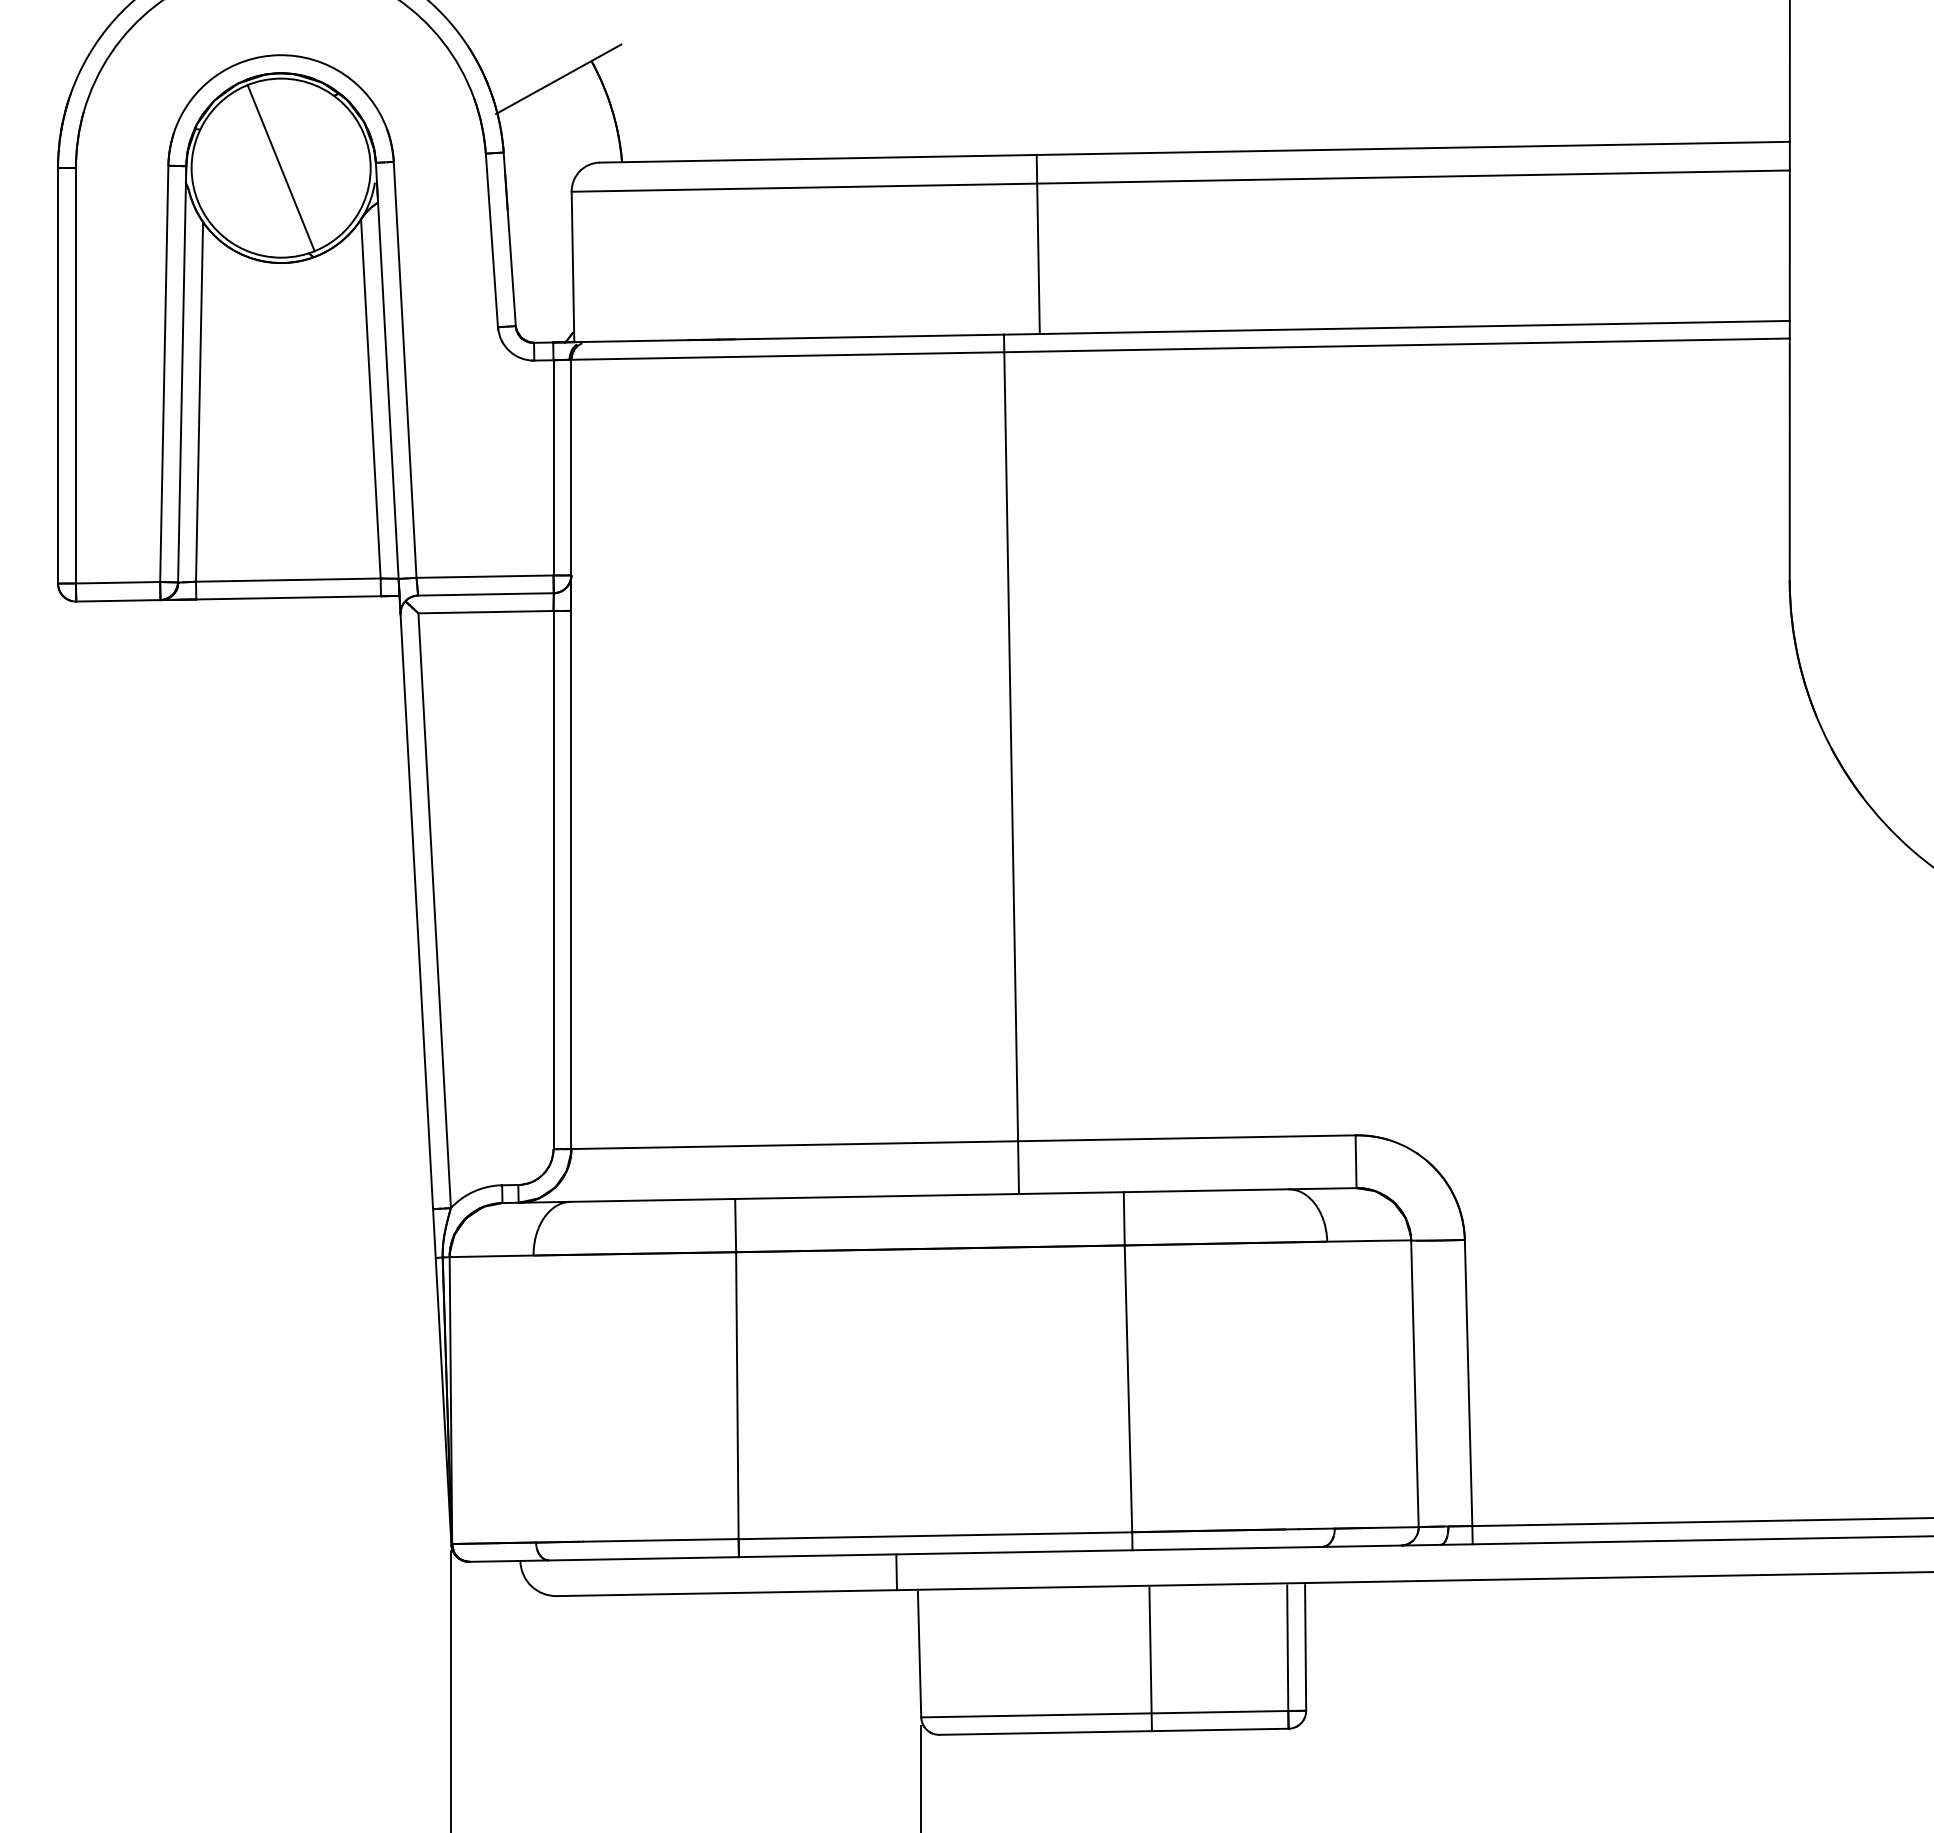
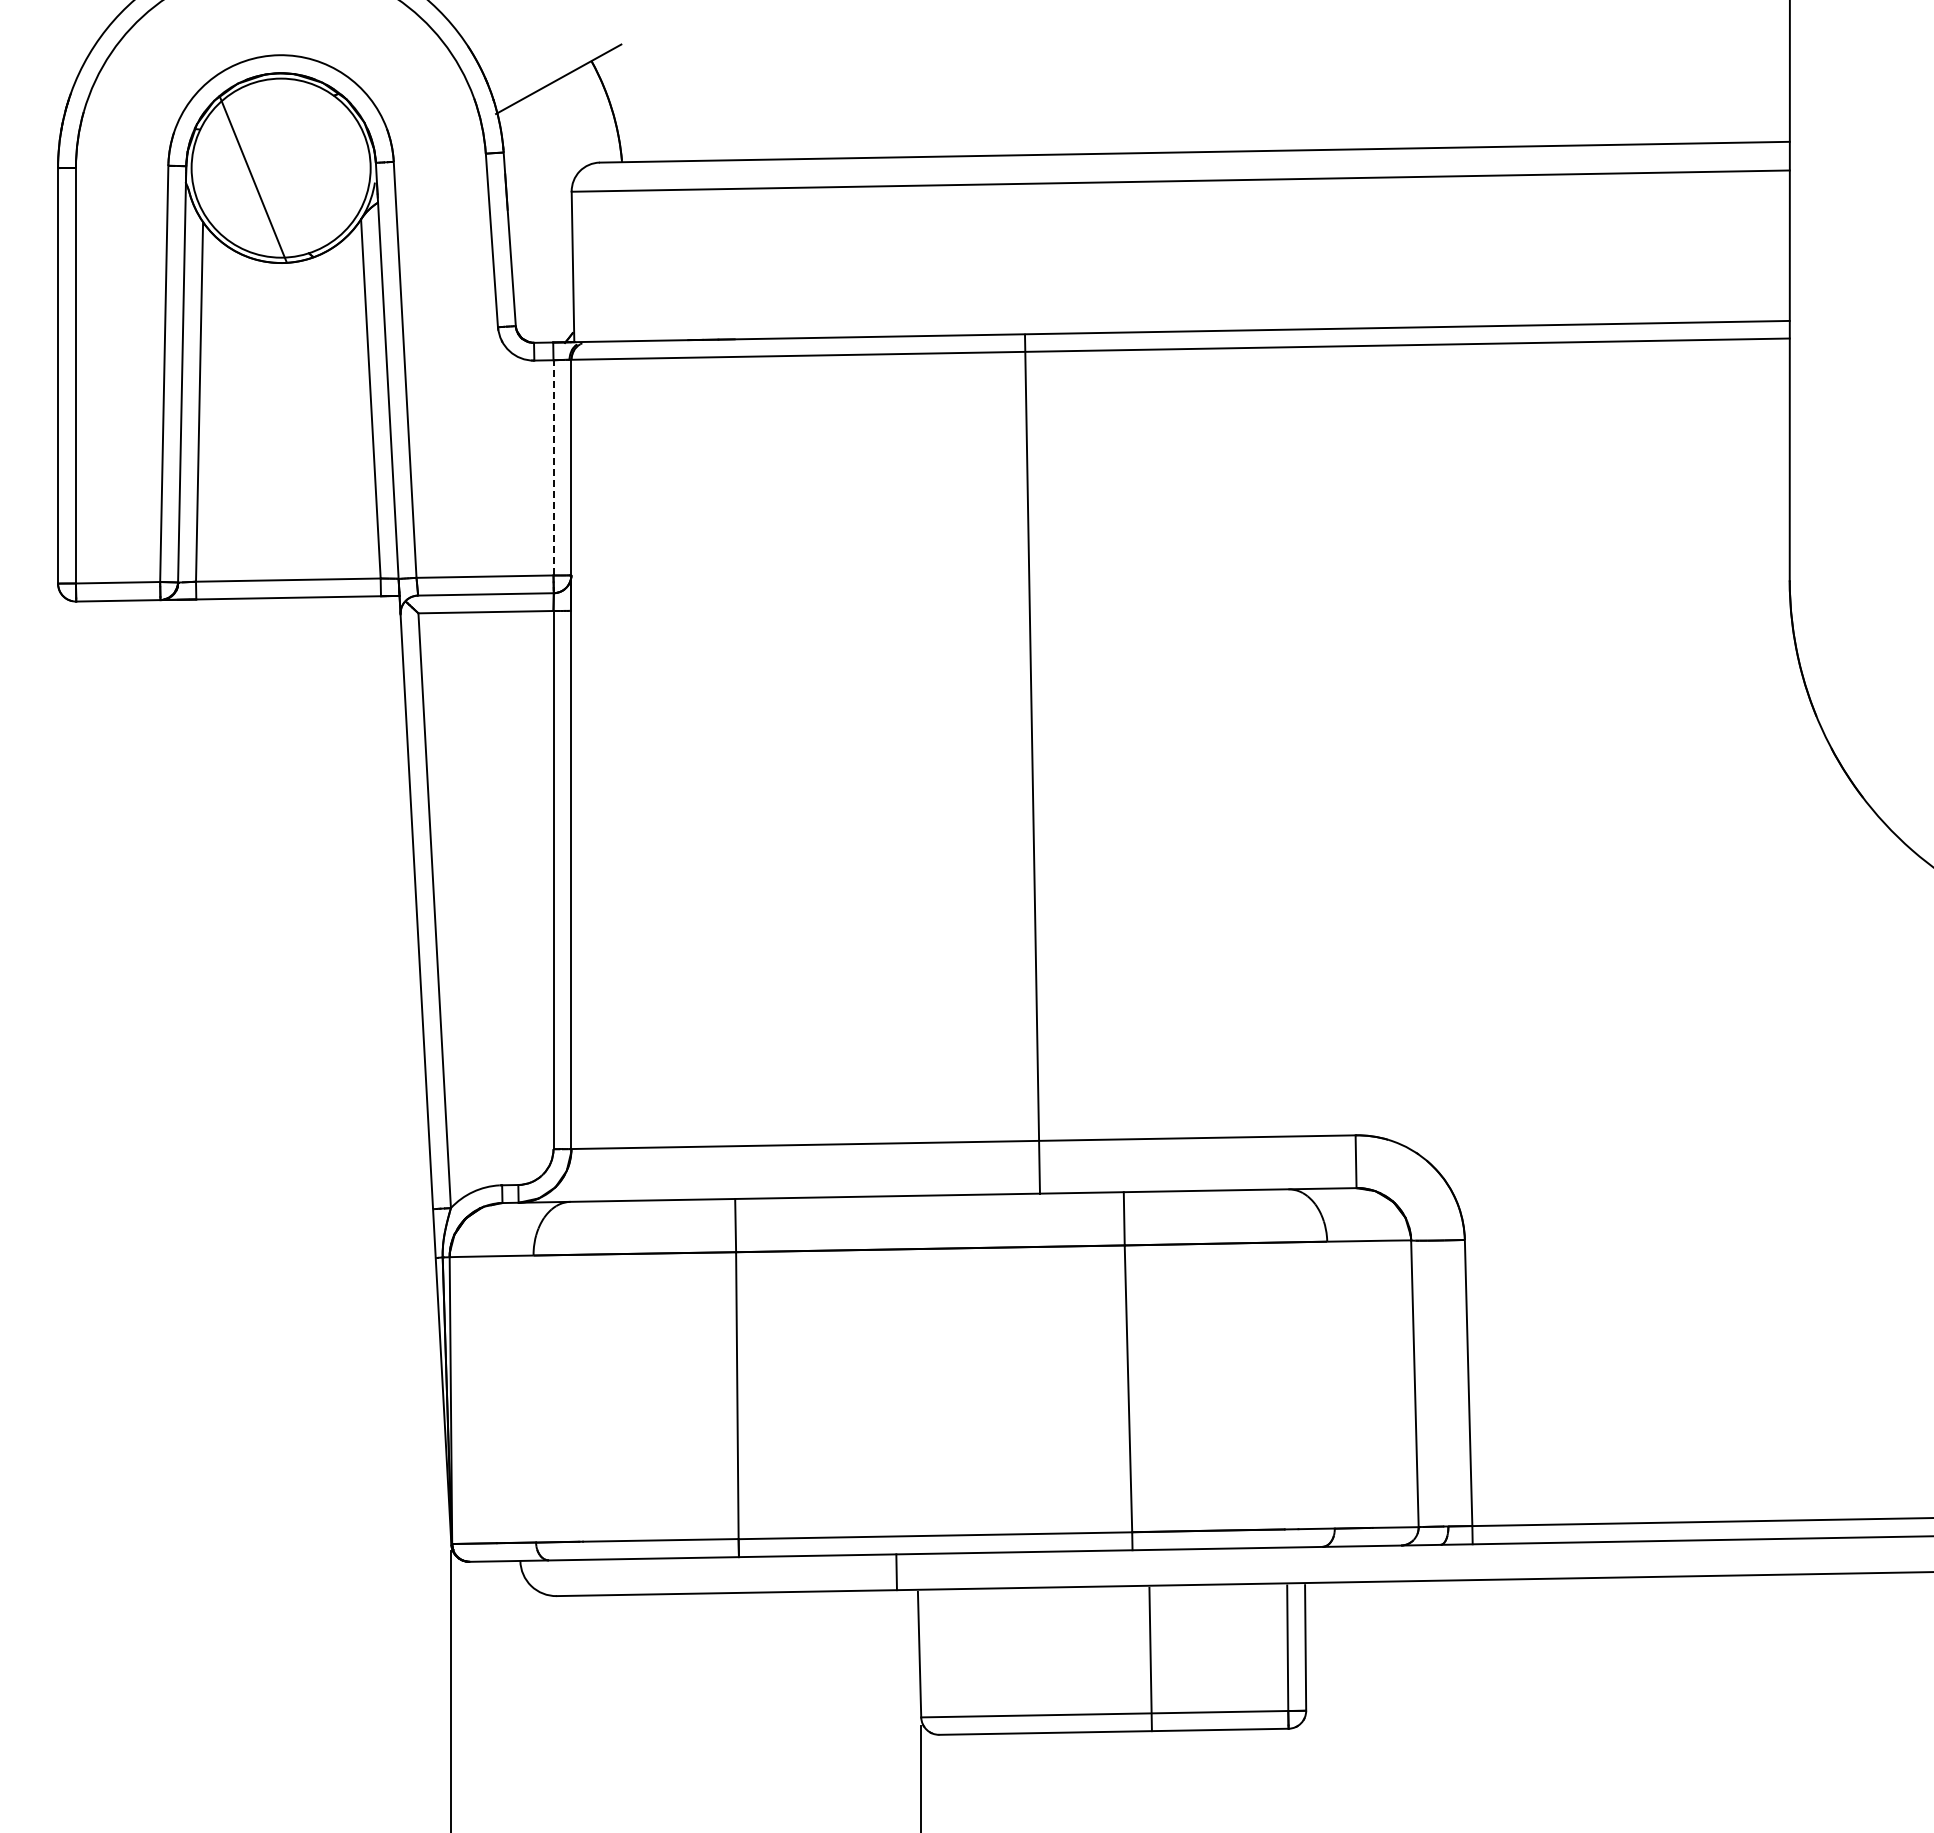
line position: (280, 168) -> (252, 179) (252, 179)
line: present -> none (1037, 244)
line: solid -> dashed (553, 467)
line position: (1011, 764) -> (1032, 764) (1032, 764)
